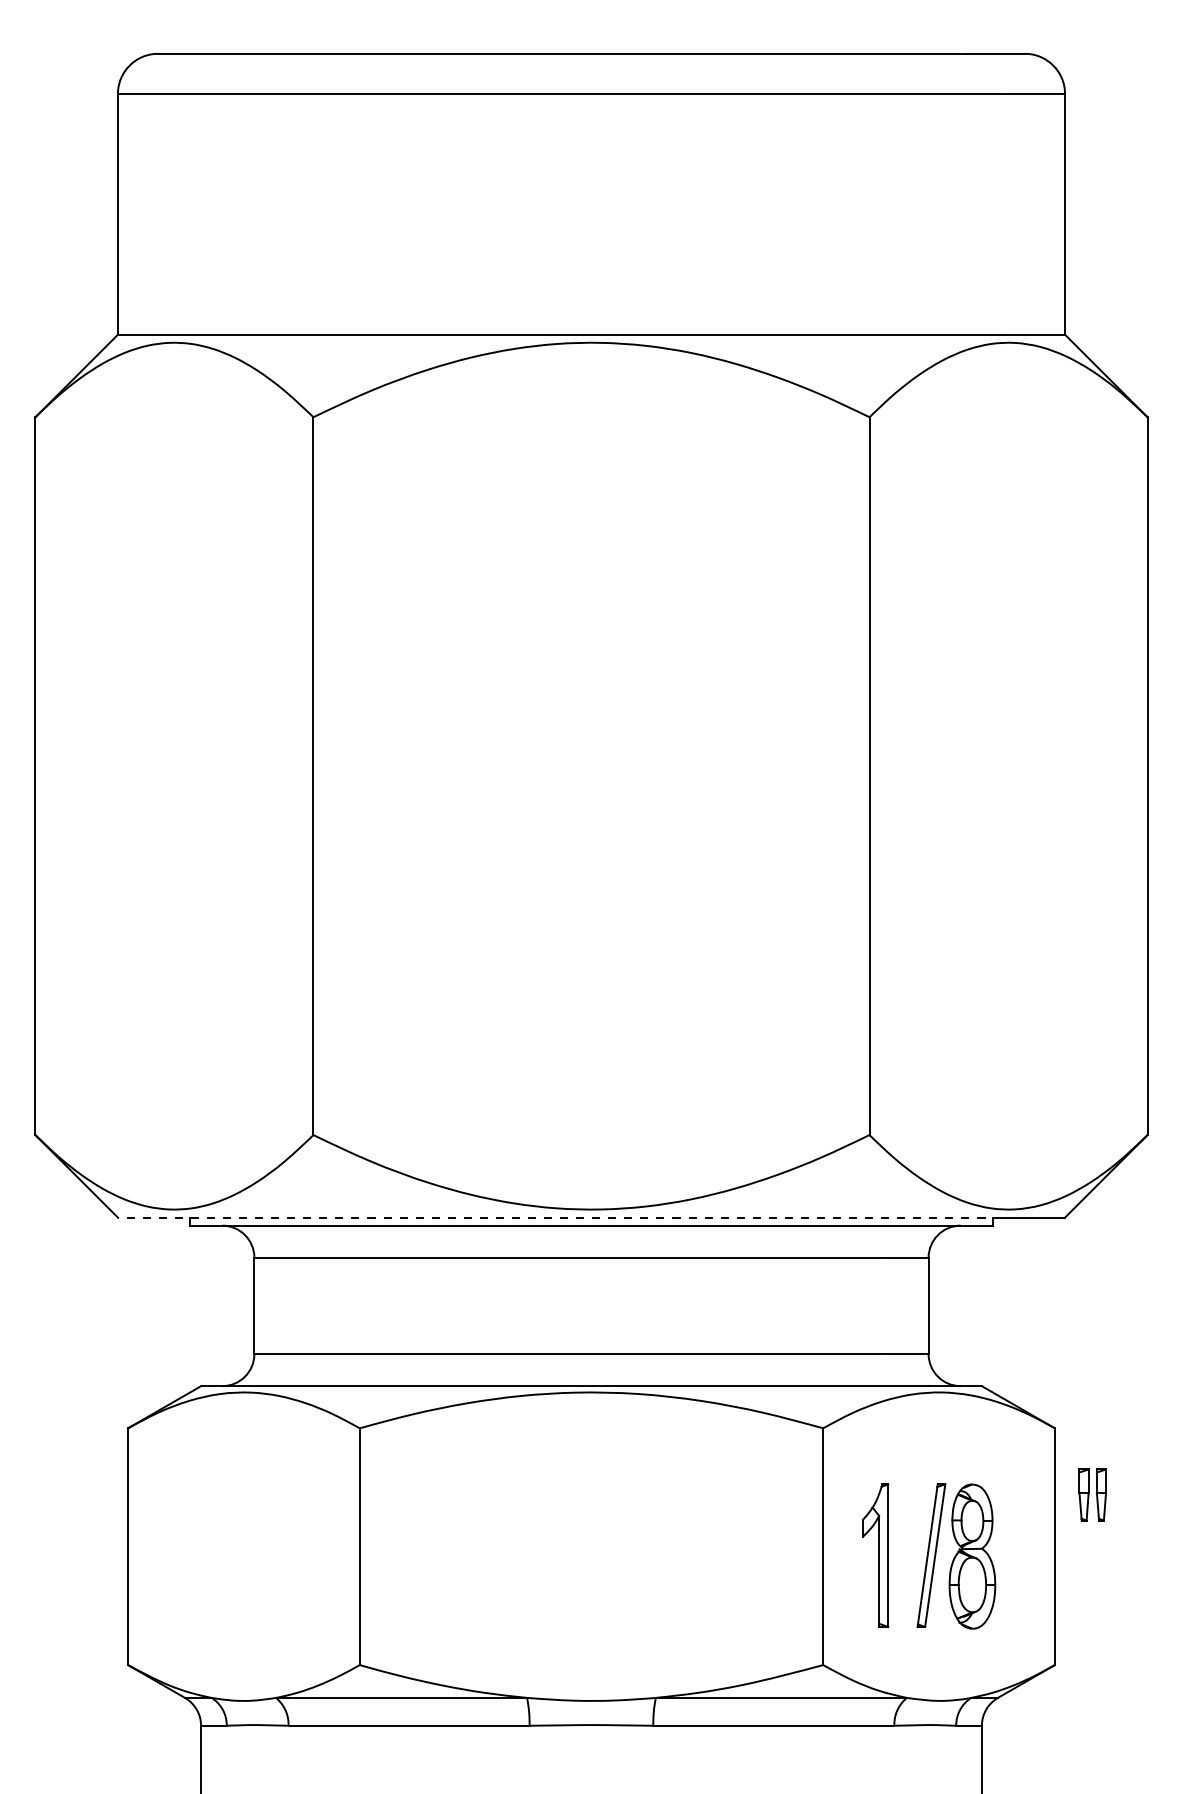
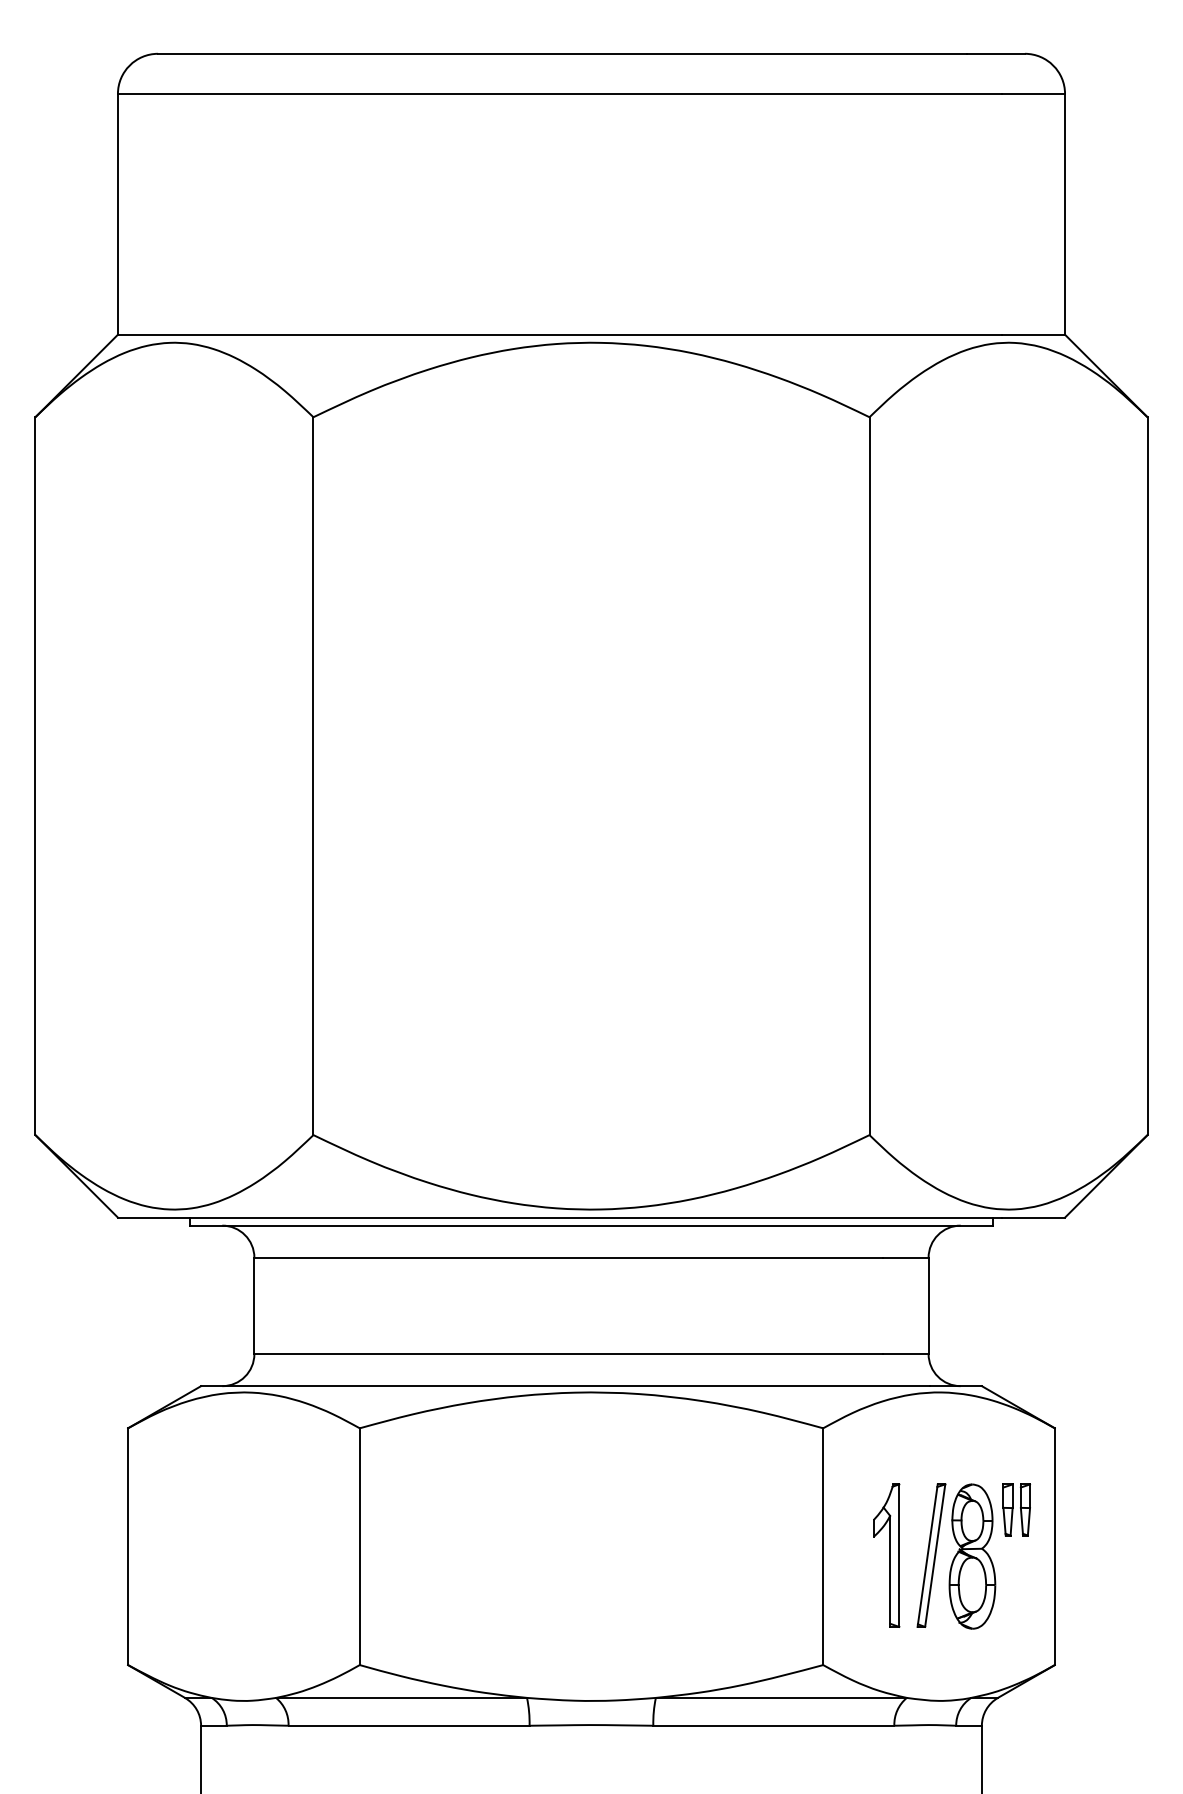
line: dashed -> solid (559, 1217)
part position: (1092, 1494) -> (1016, 1509) (1016, 1509)
part position: (875, 1555) -> (886, 1555) (886, 1555)
